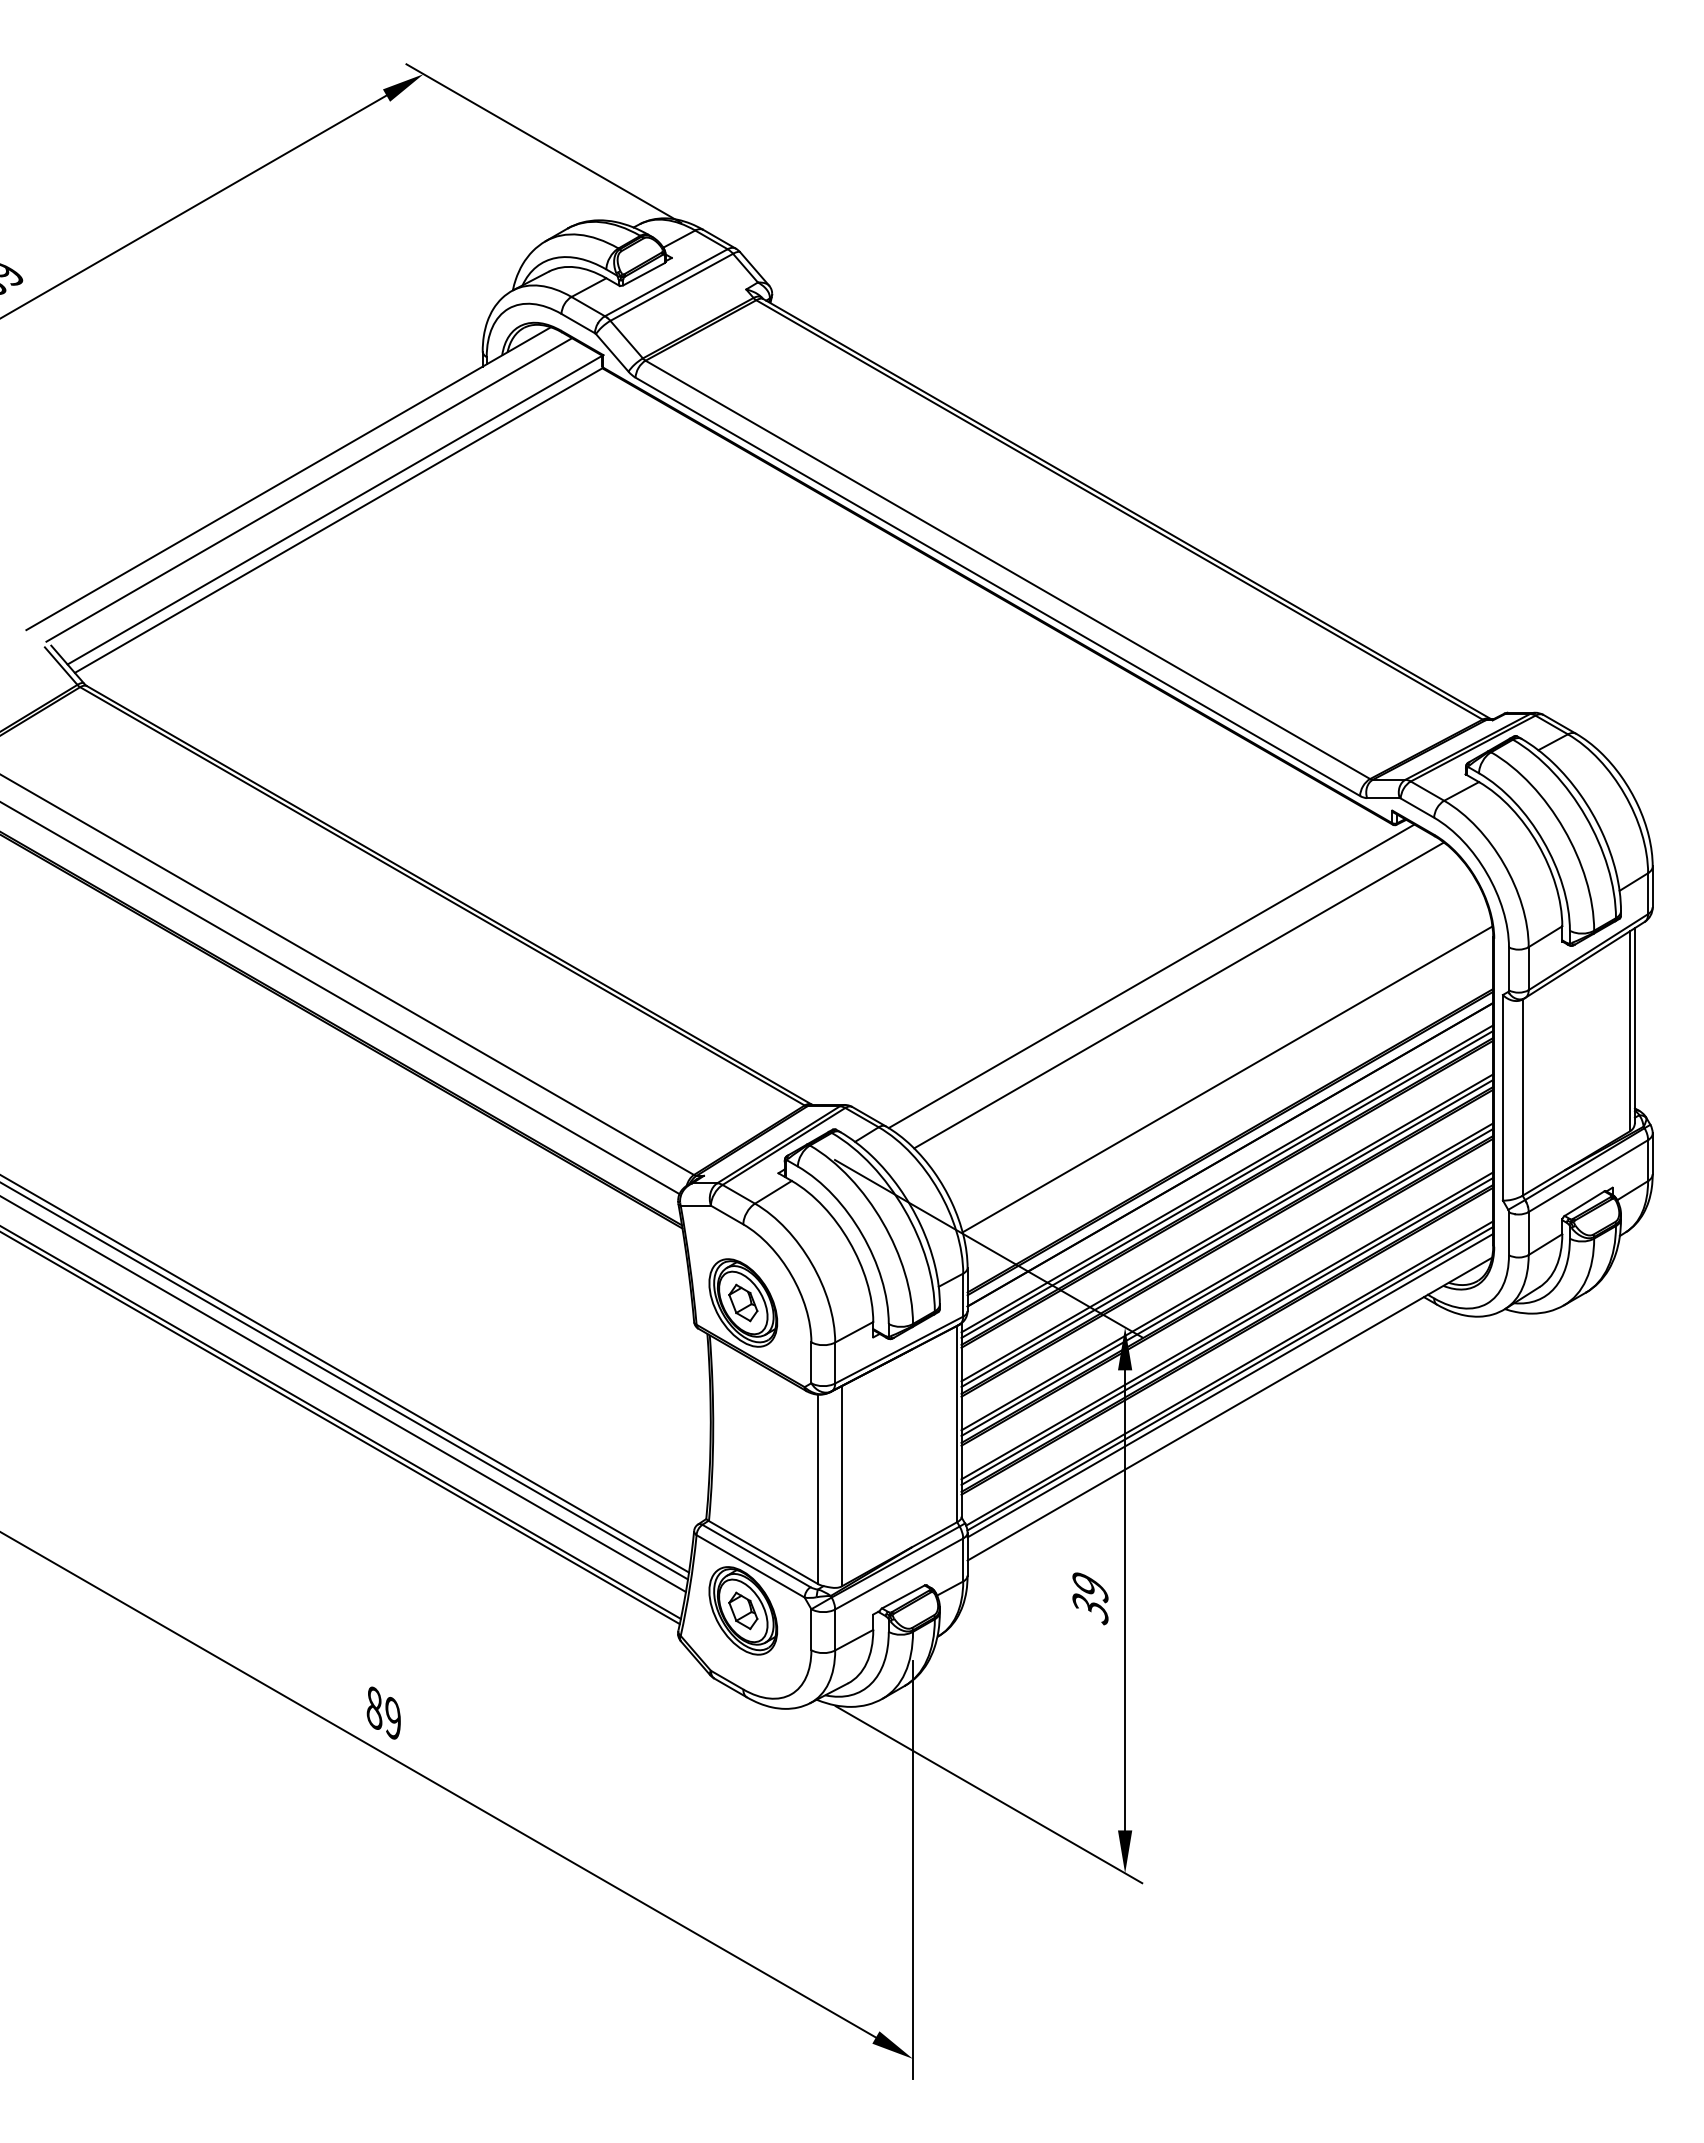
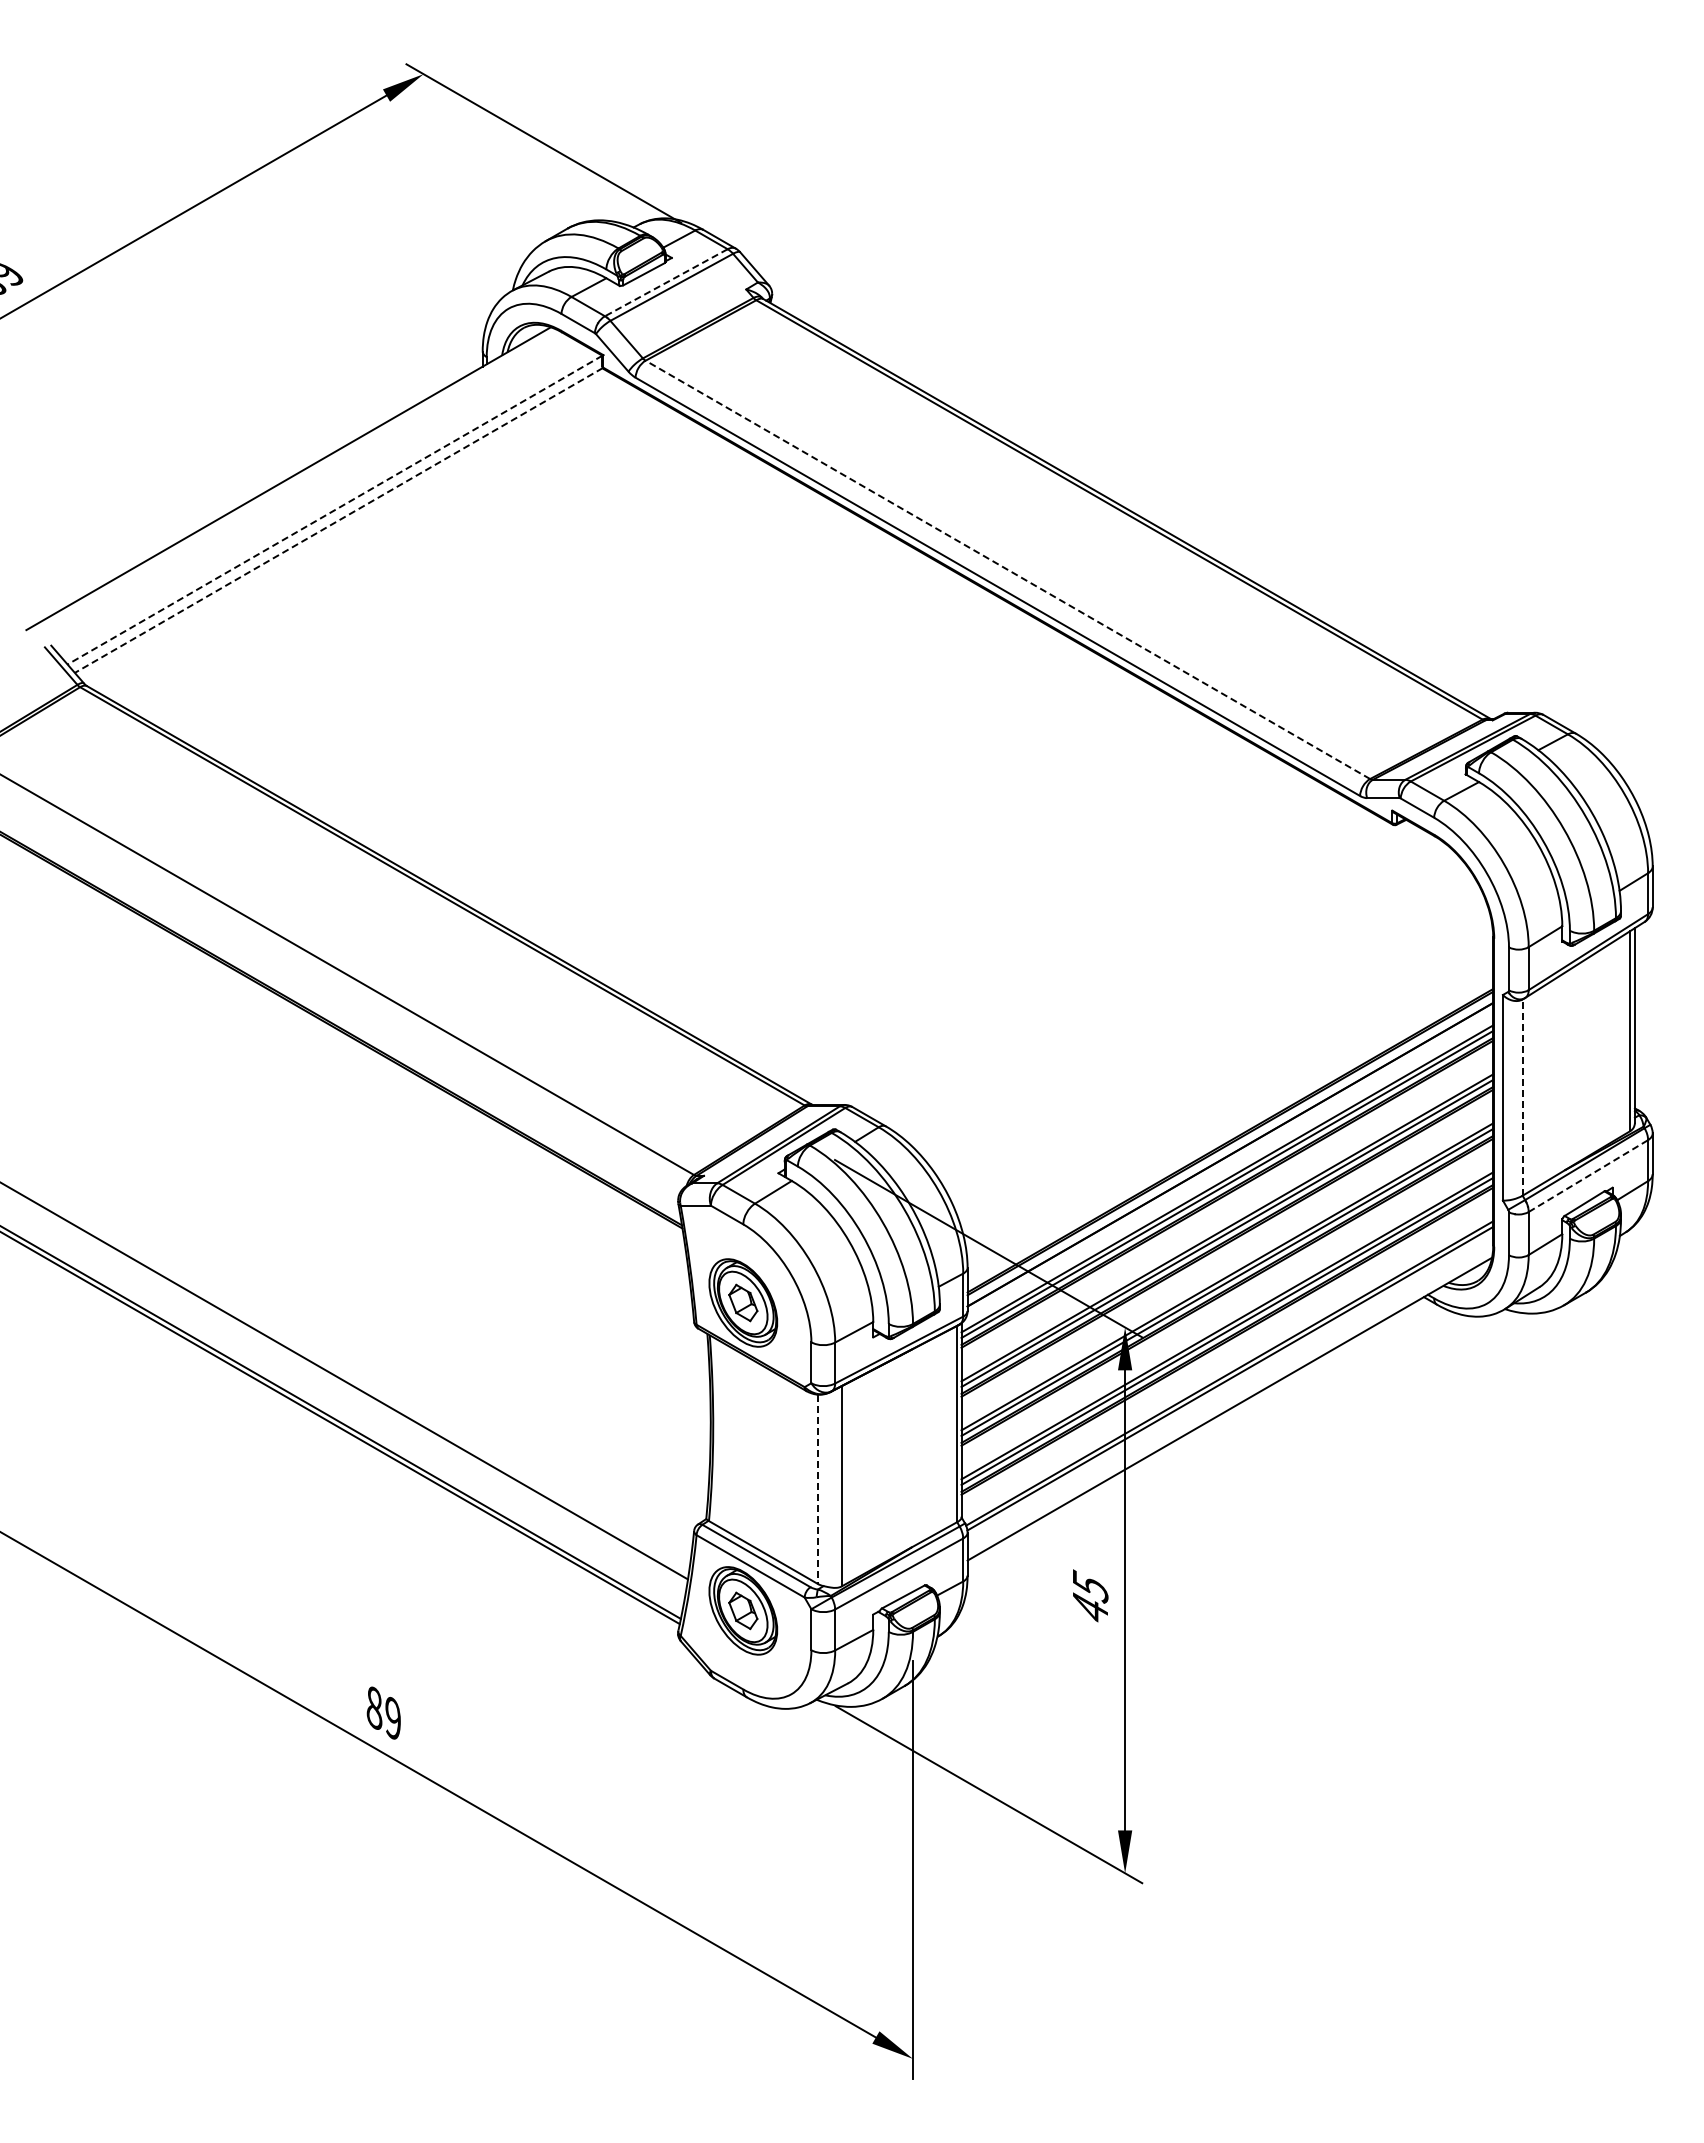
line: solid -> dashed (666, 282)
line: present -> none (309, 489)
line: solid -> dashed (335, 510)
line: solid -> dashed (338, 520)
line: solid -> dashed (1007, 569)
line: present -> none (1151, 976)
line: present -> none (1179, 995)
line: present -> none (340, 998)
line: present -> none (1227, 1079)
line: solid -> dashed (1522, 1097)
line: solid -> dashed (1588, 1176)
line: present -> none (345, 1374)
line: present -> none (1230, 1385)
line: present -> none (343, 1394)
line: solid -> dashed (817, 1489)
text: 39 -> 45 (1090, 1597)
